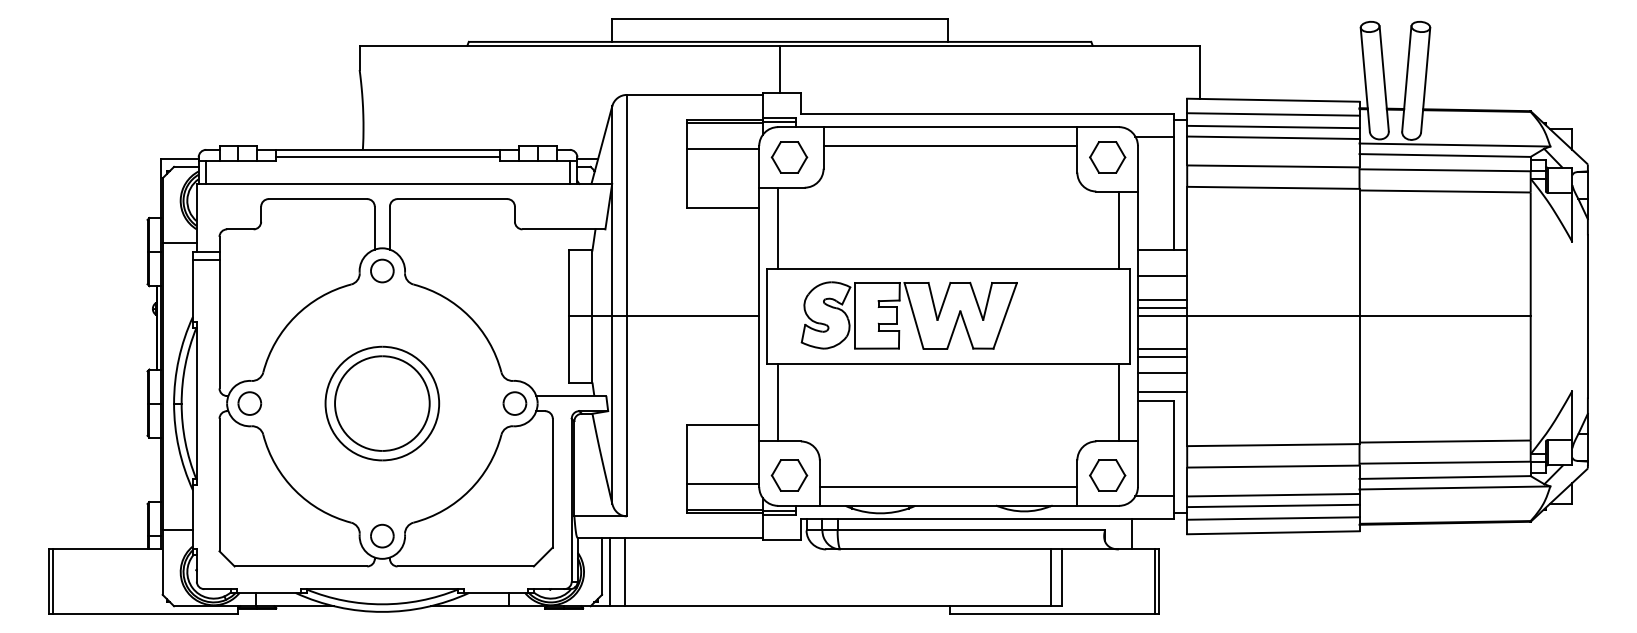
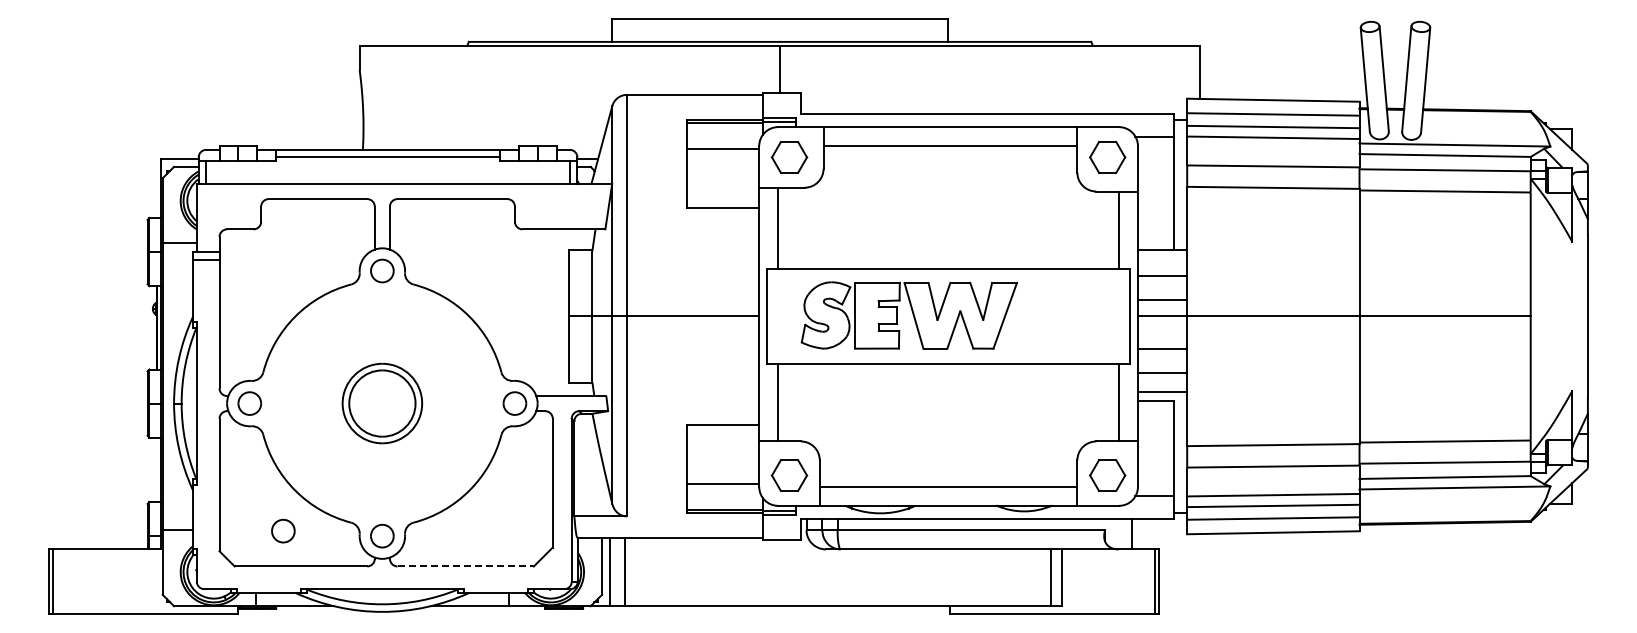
line: present -> none (1162, 308)
line: present -> none (1162, 356)
part size: 117x117 px -> 83x83 px (382, 403)
part: none -> present (283, 530)
line: solid -> dashed (466, 566)
